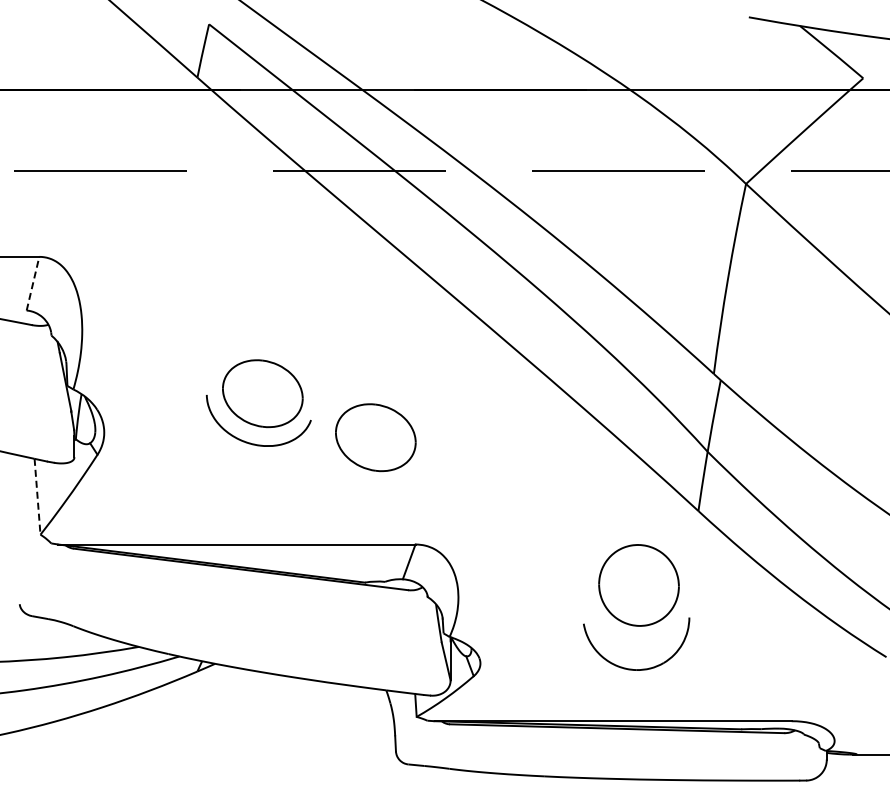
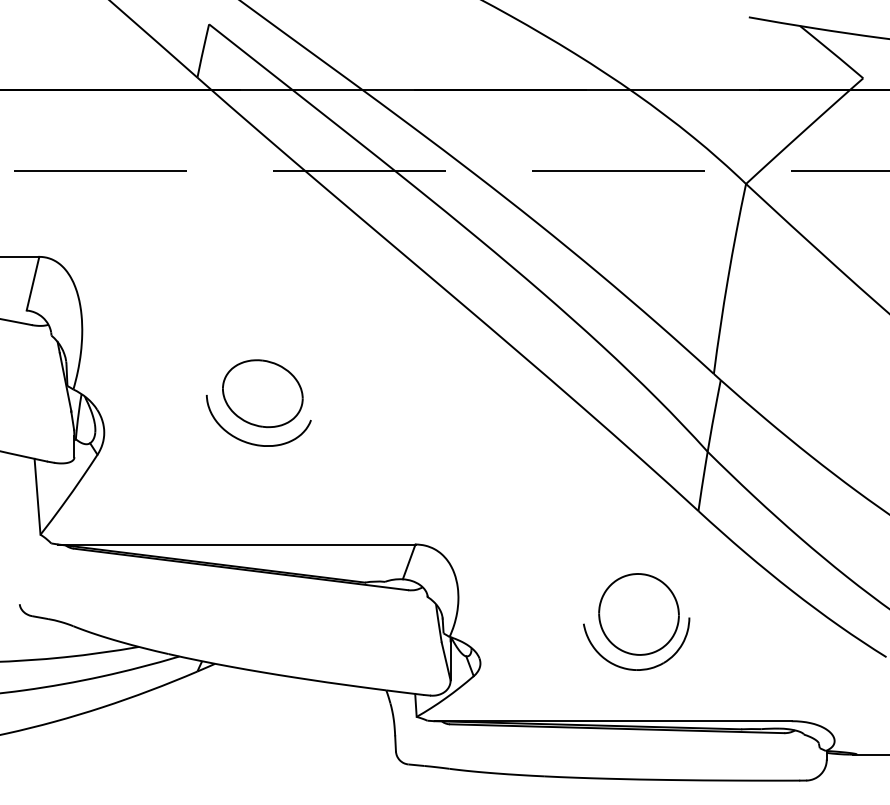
line: dashed -> solid (33, 283)
part: present -> none (375, 437)
line: dashed -> solid (37, 497)
part position: (638, 585) -> (638, 614) (638, 614)
